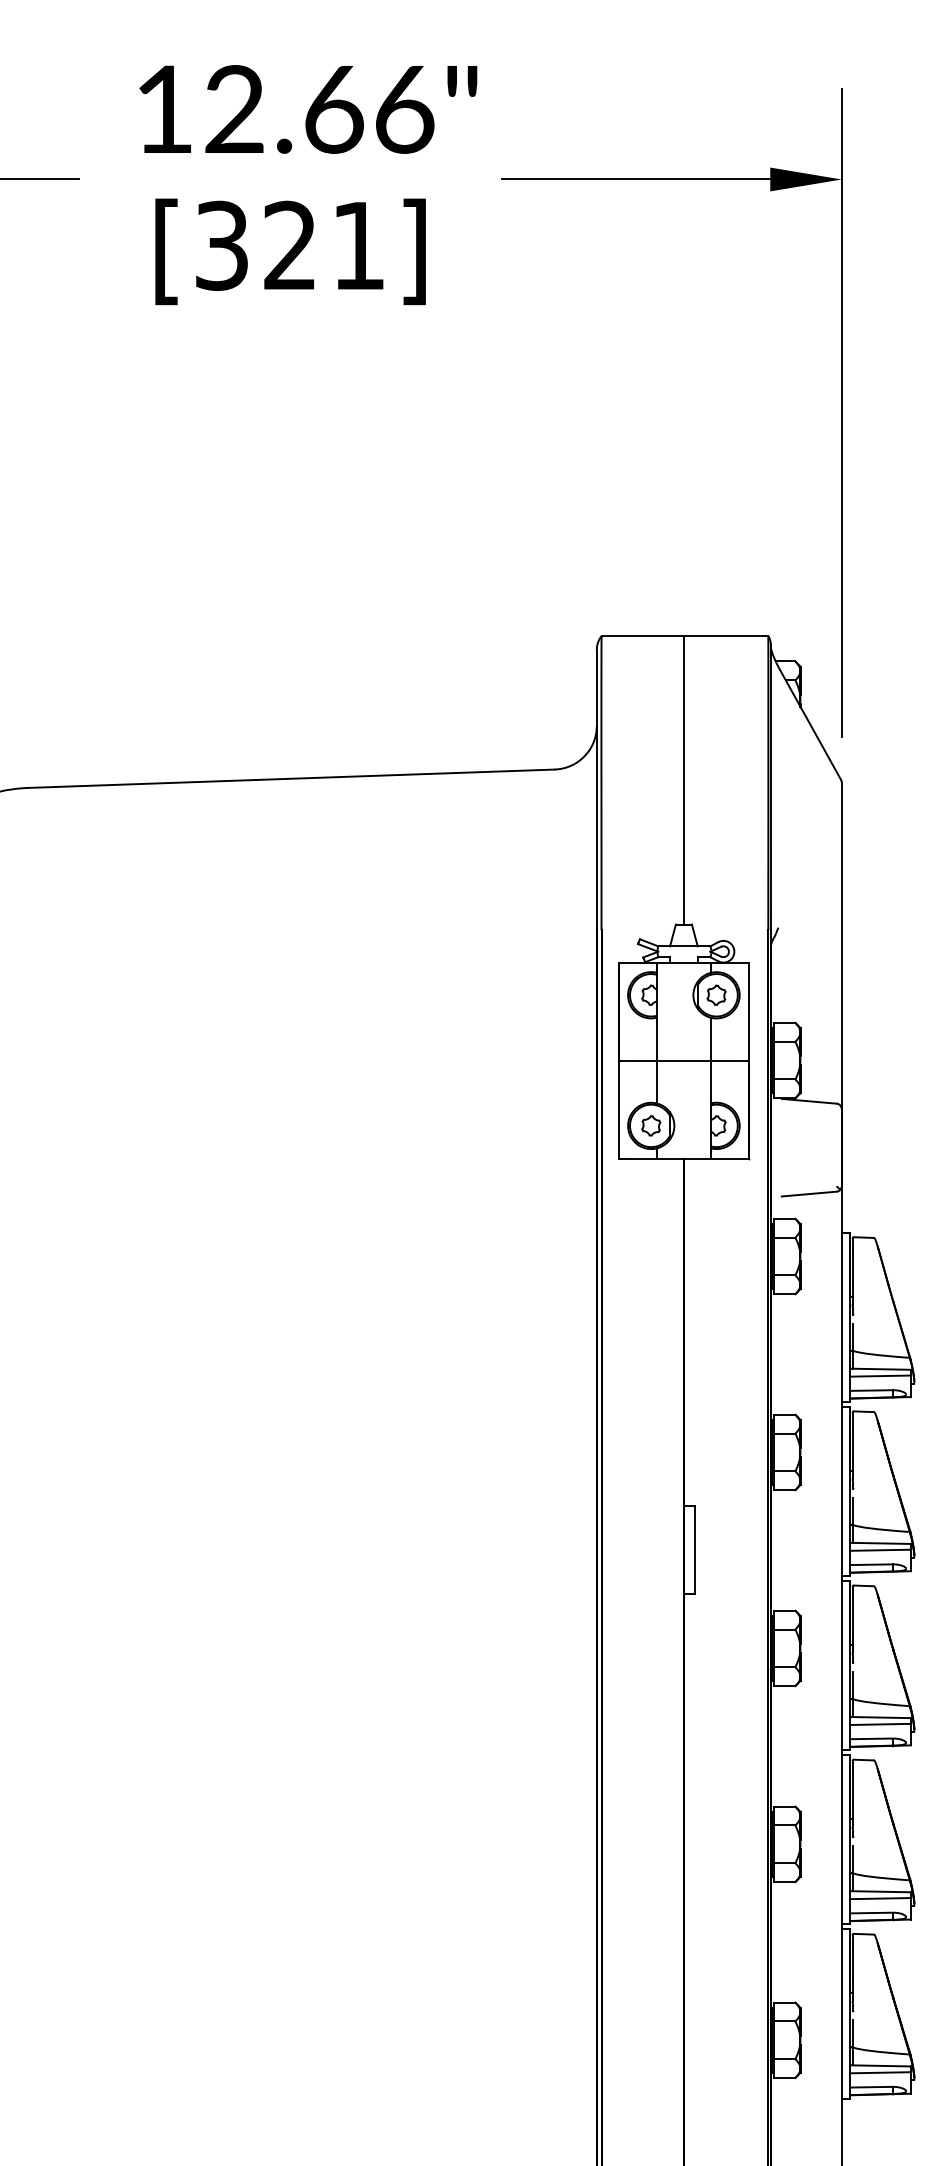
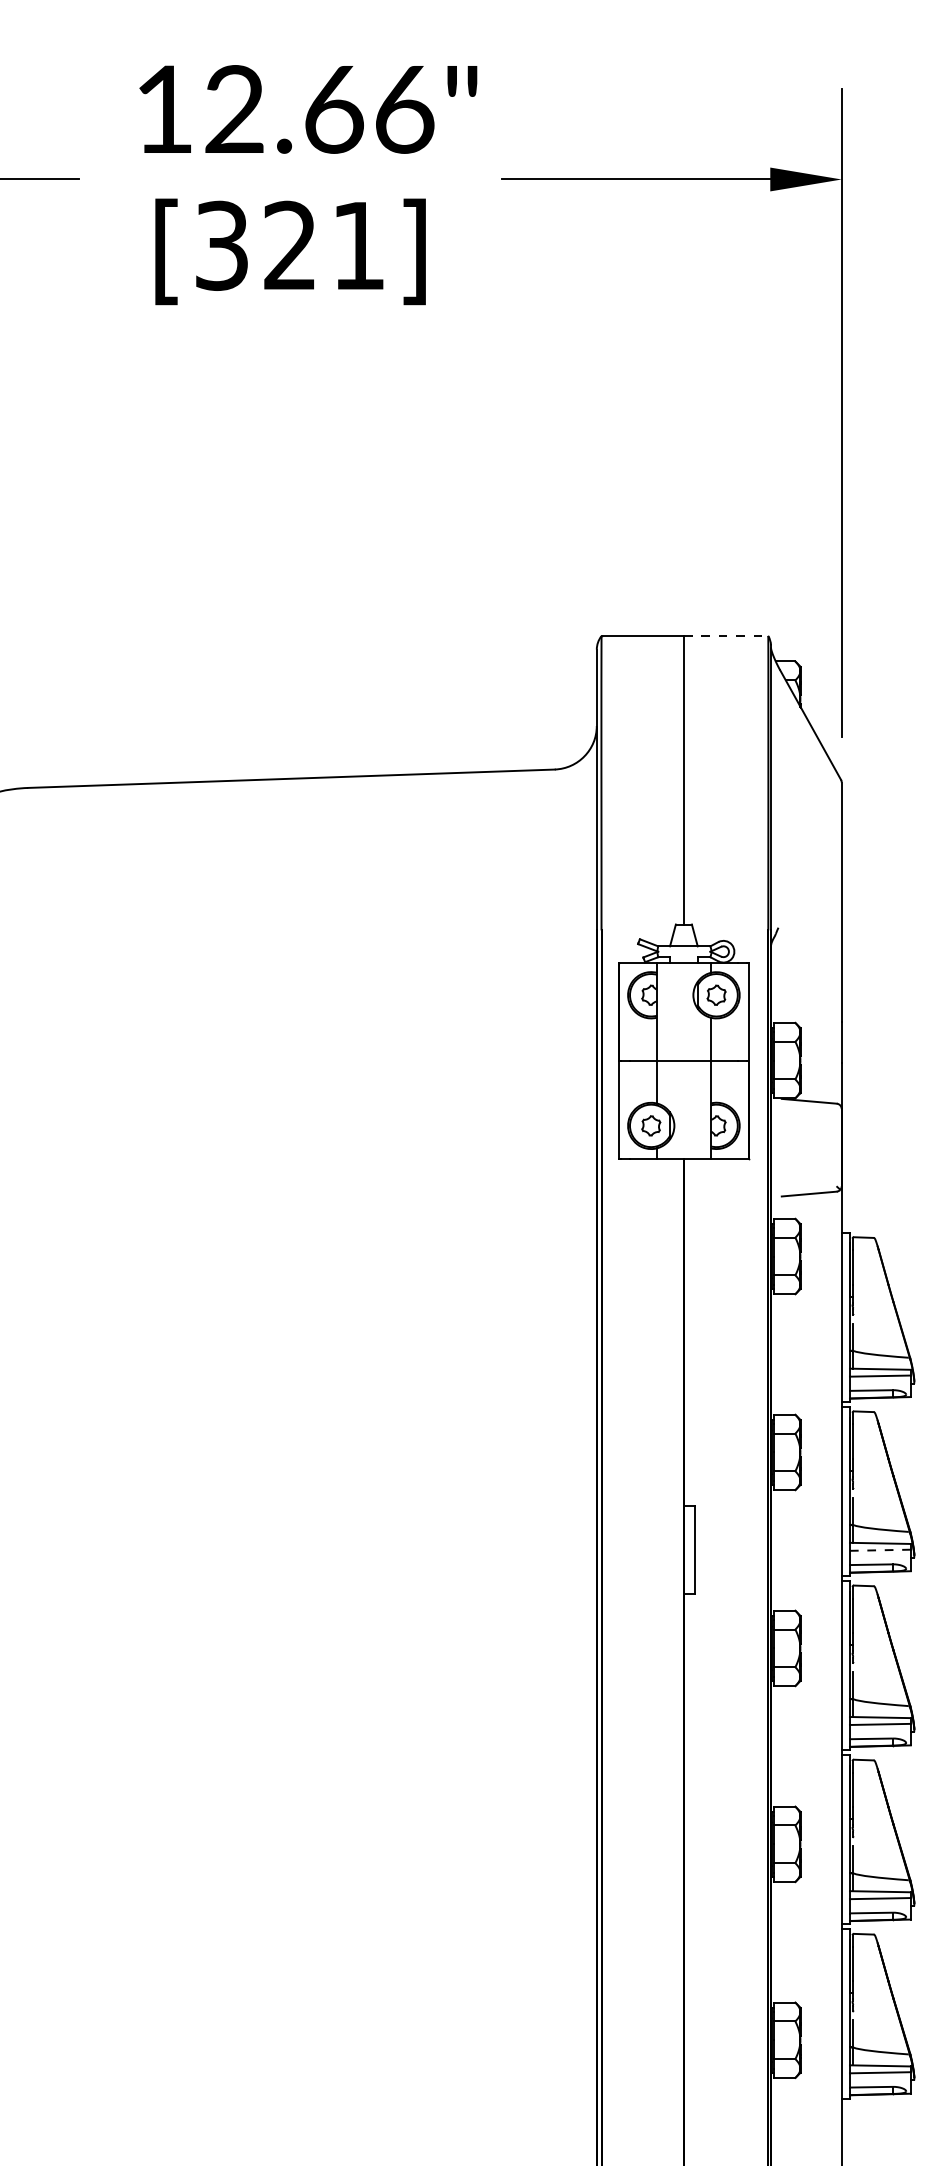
line: solid -> dashed (726, 636)
line: solid -> dashed (880, 1550)
